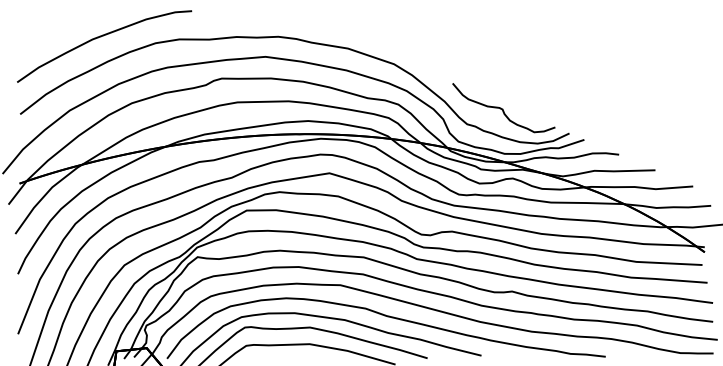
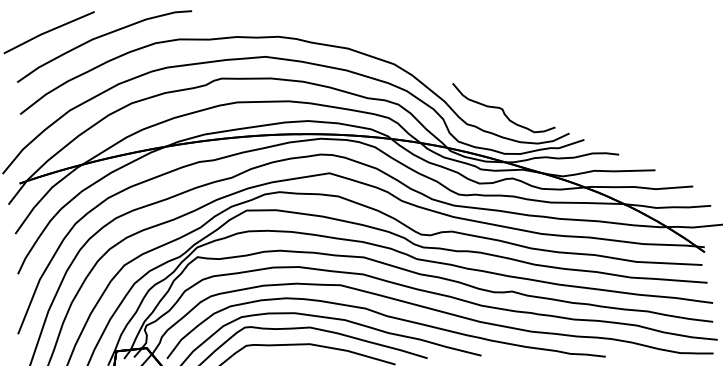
line: none -> present (48, 32)
